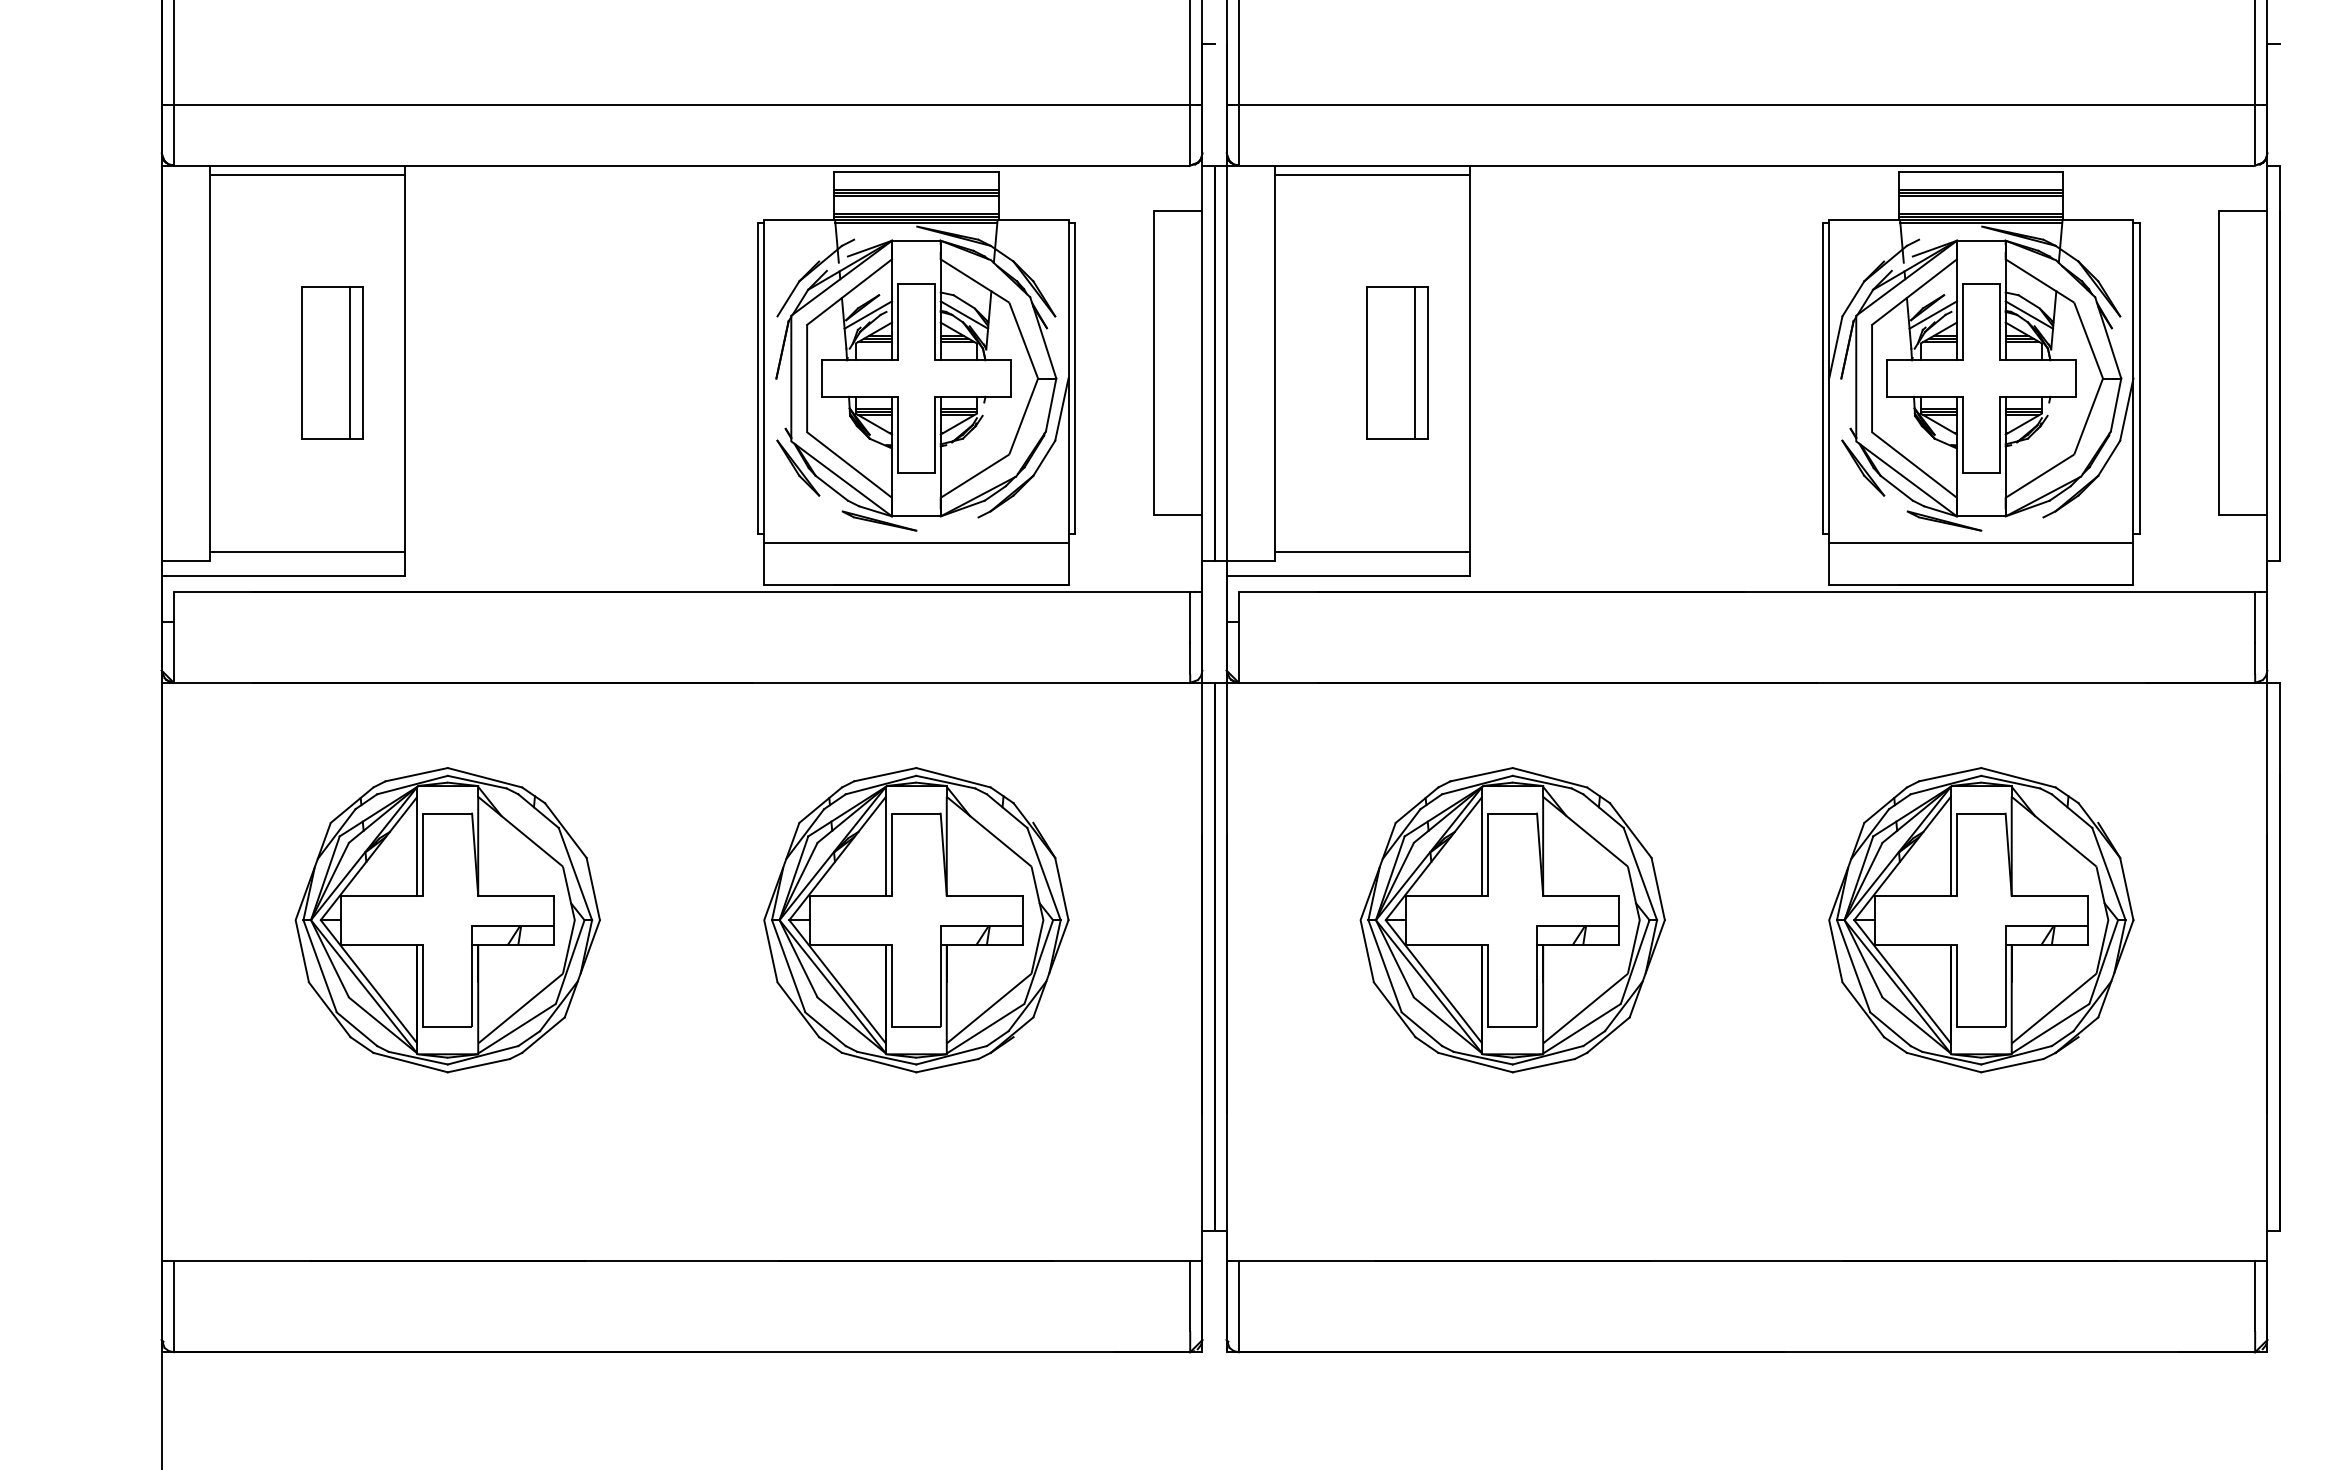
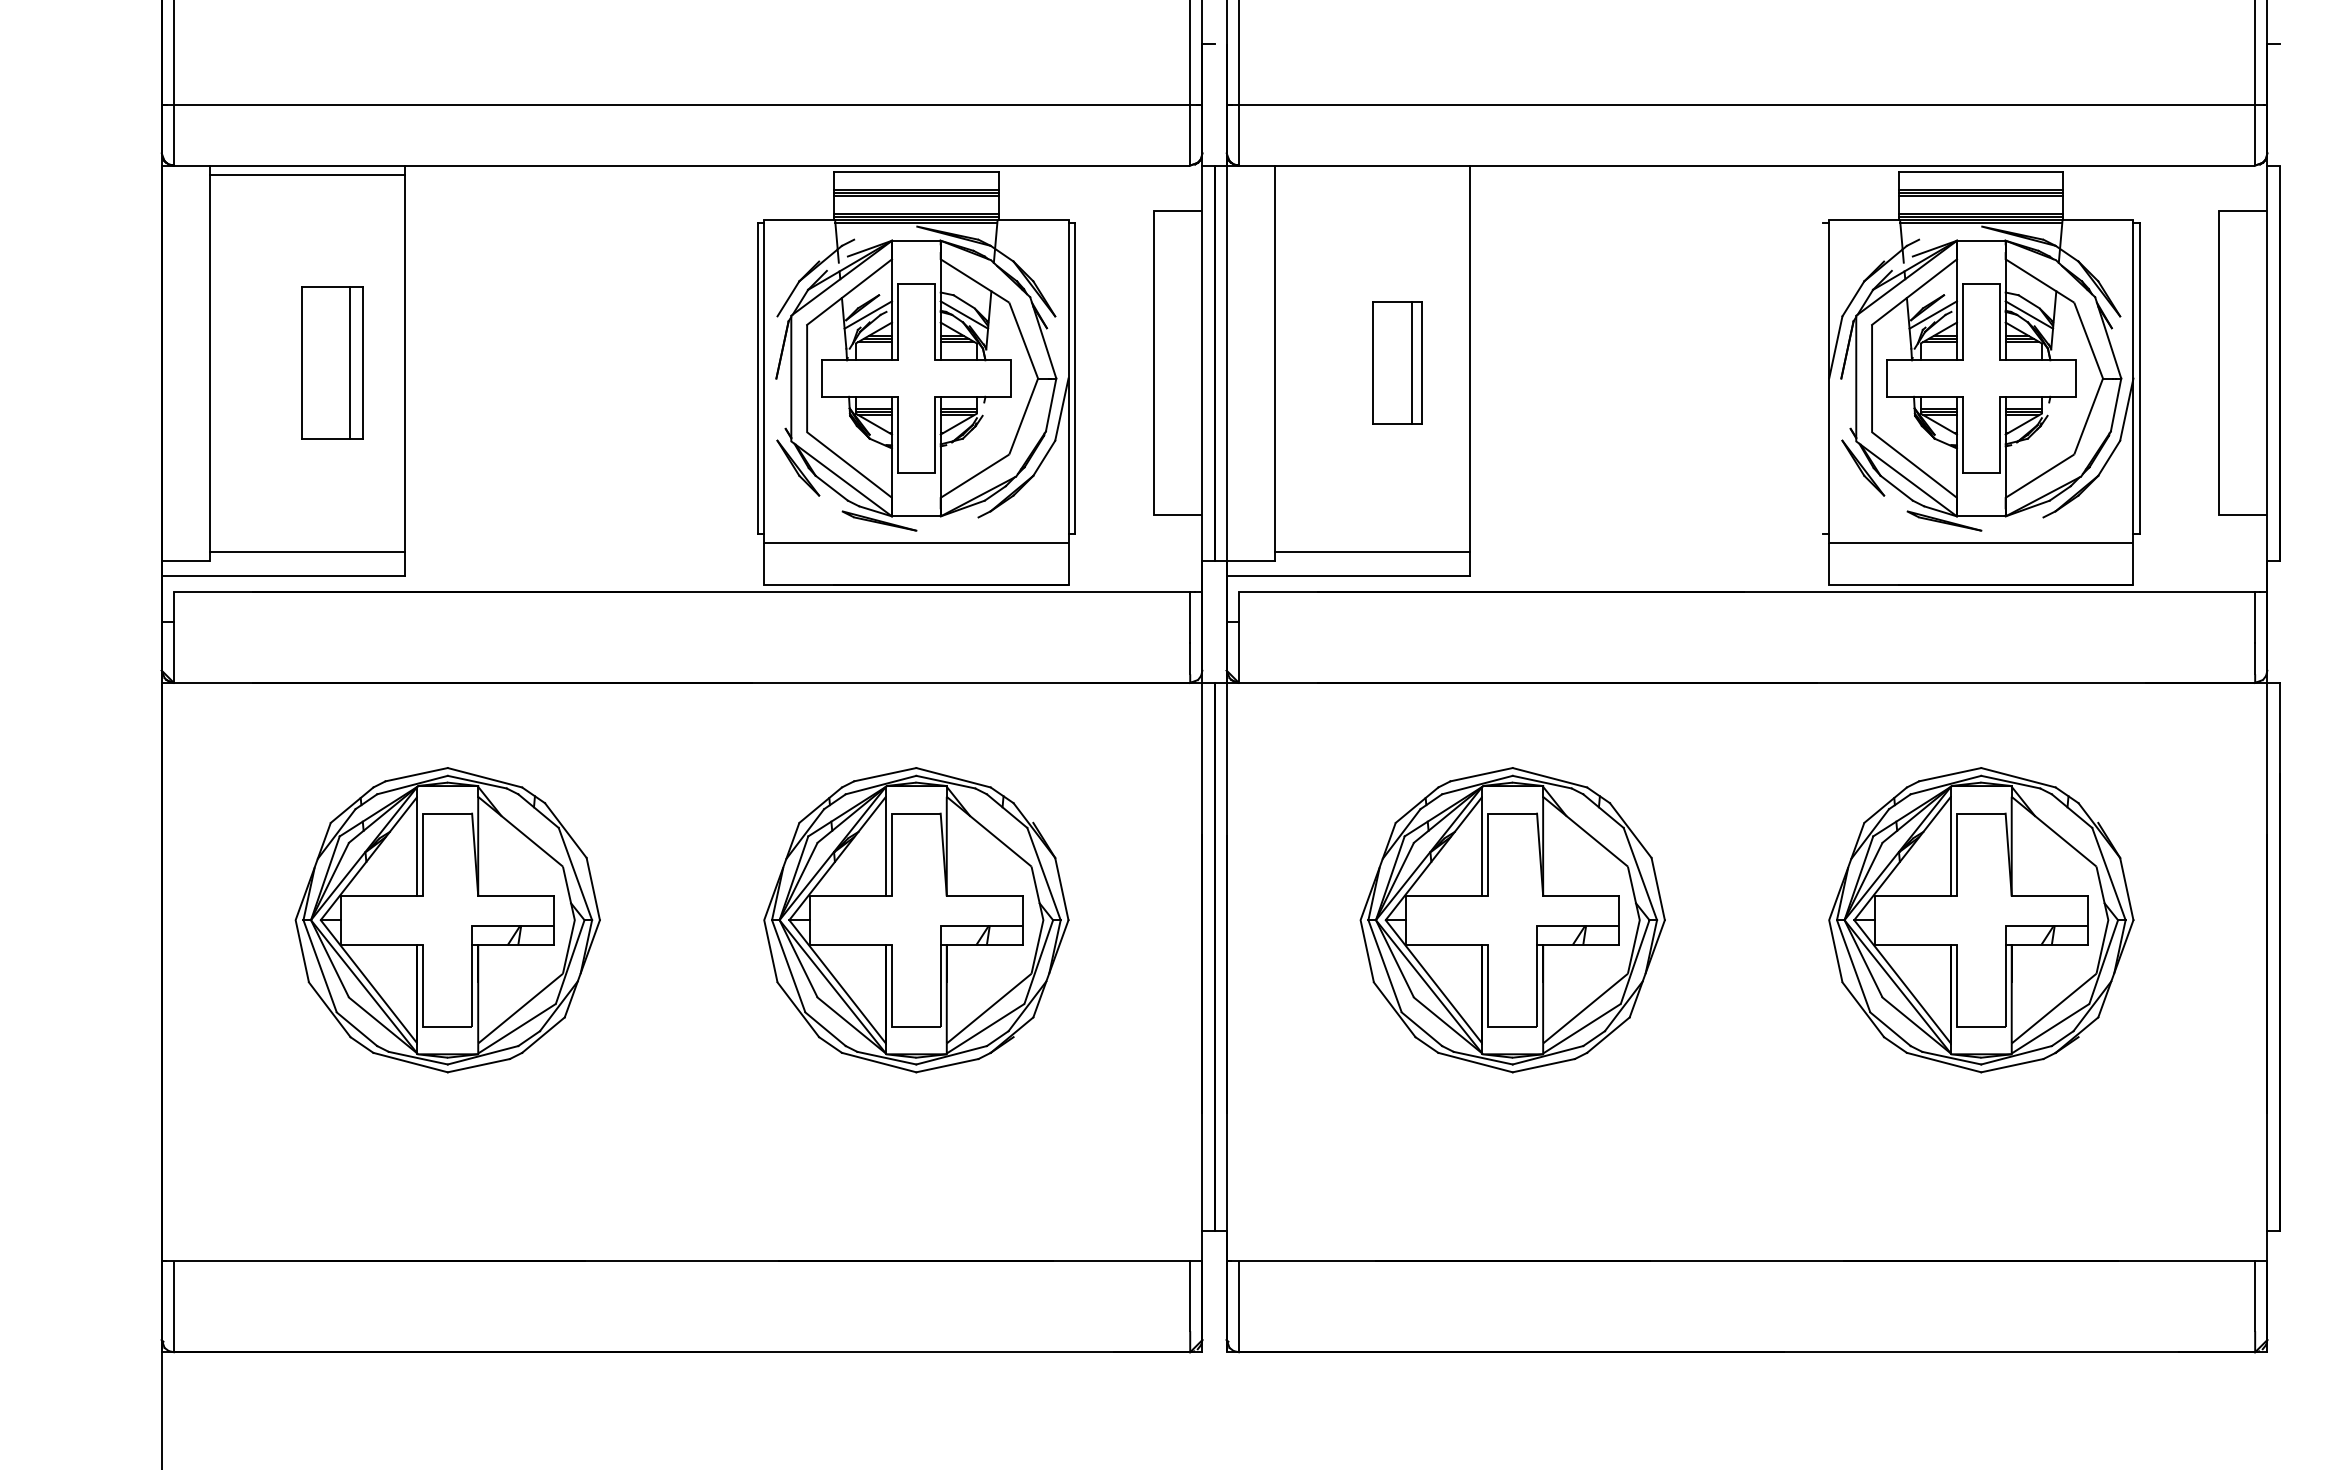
line: present -> none (1372, 174)
part size: 63x154 px -> 51x124 px (1397, 362)
line: present -> none (1823, 378)
